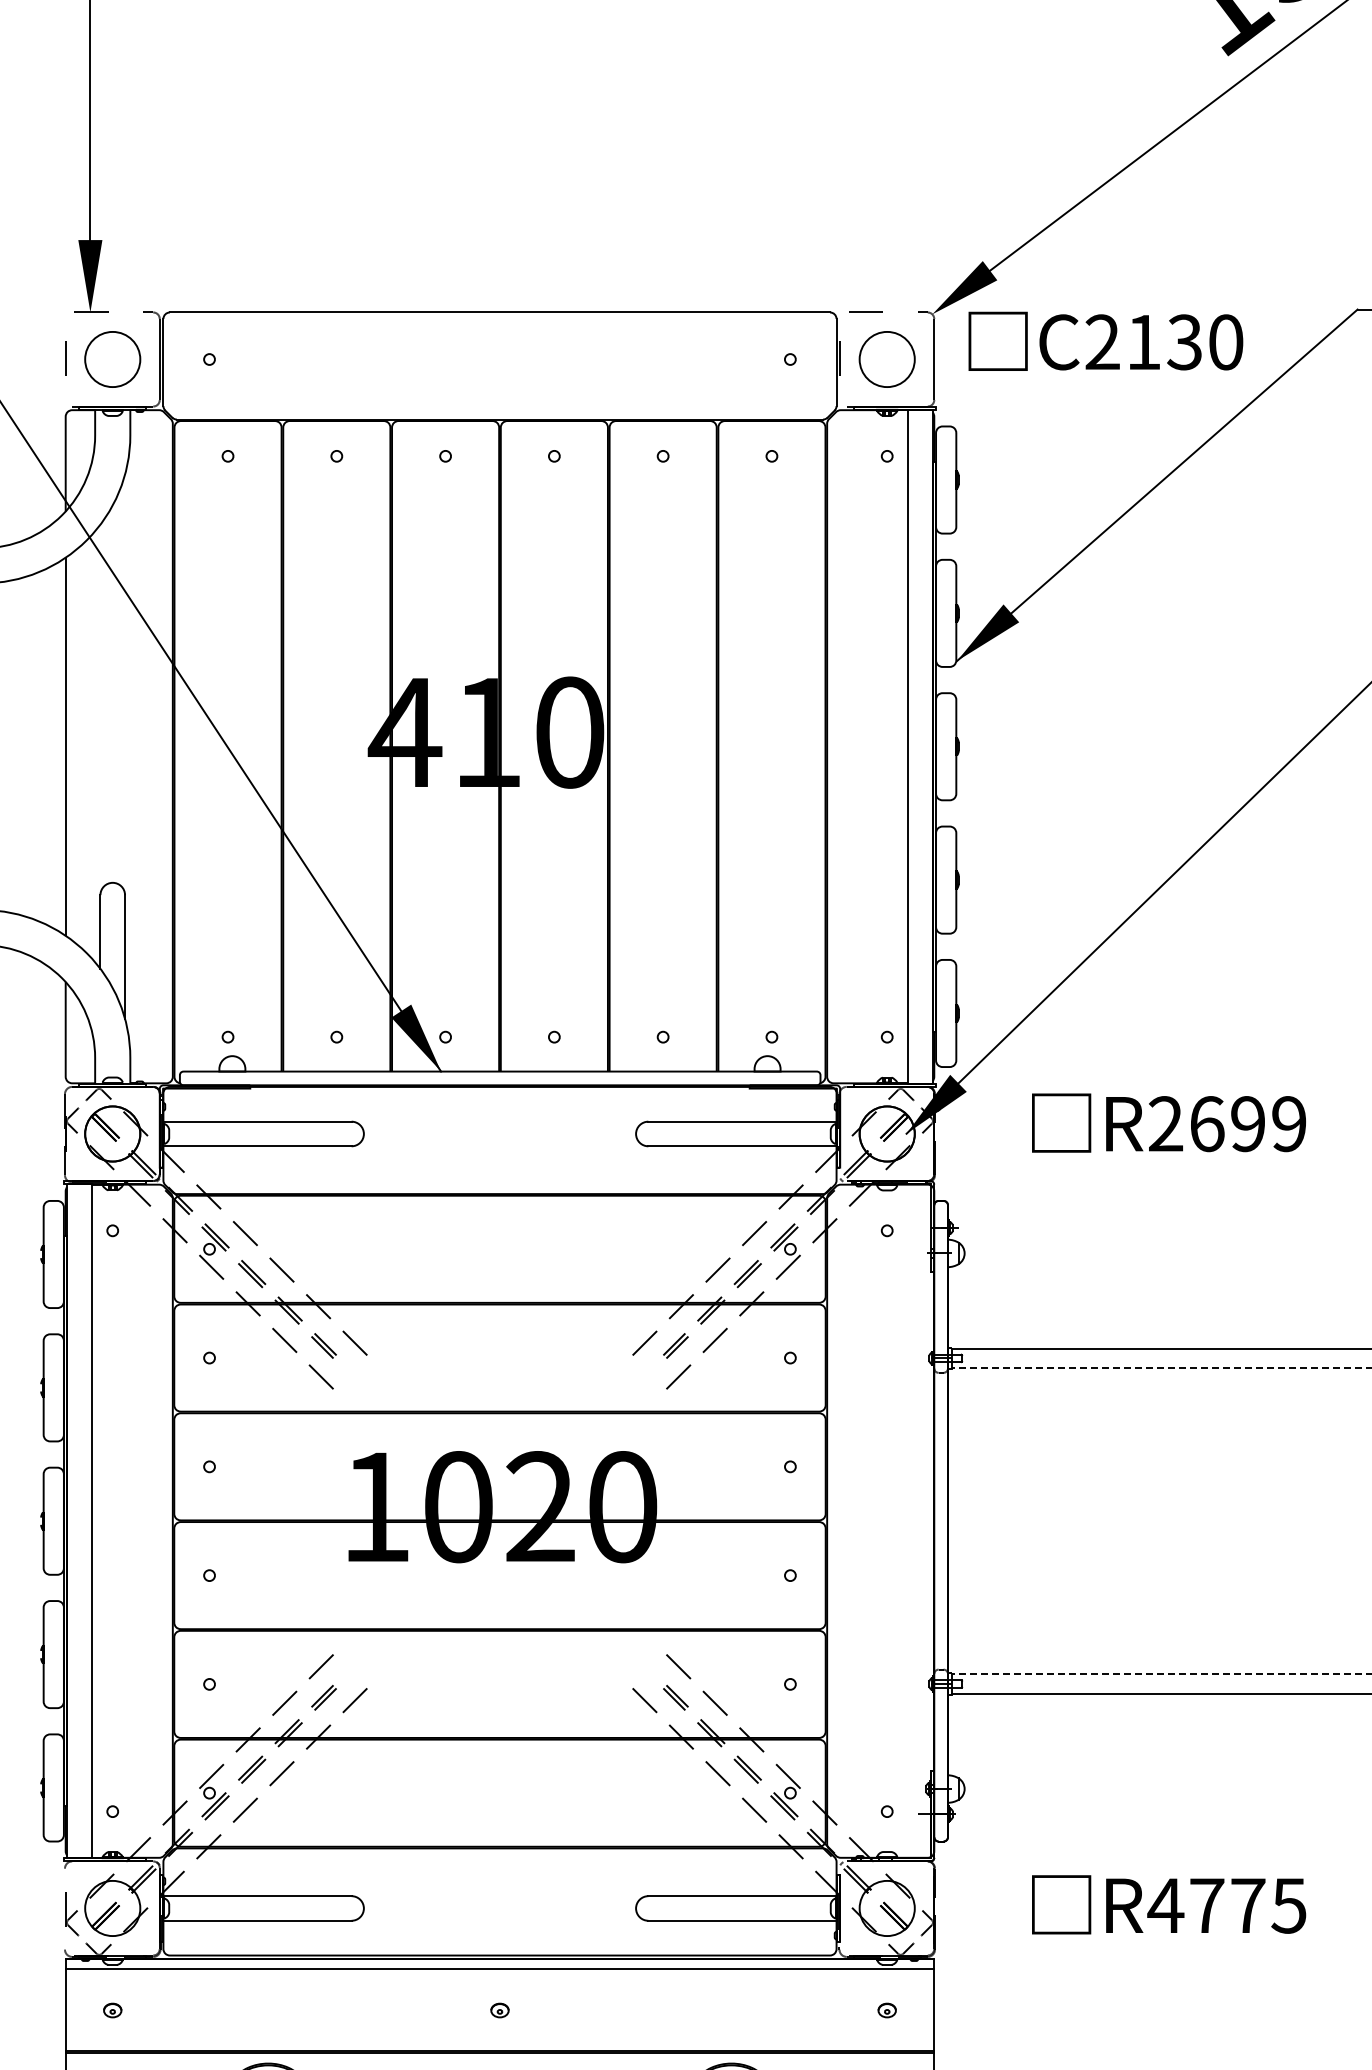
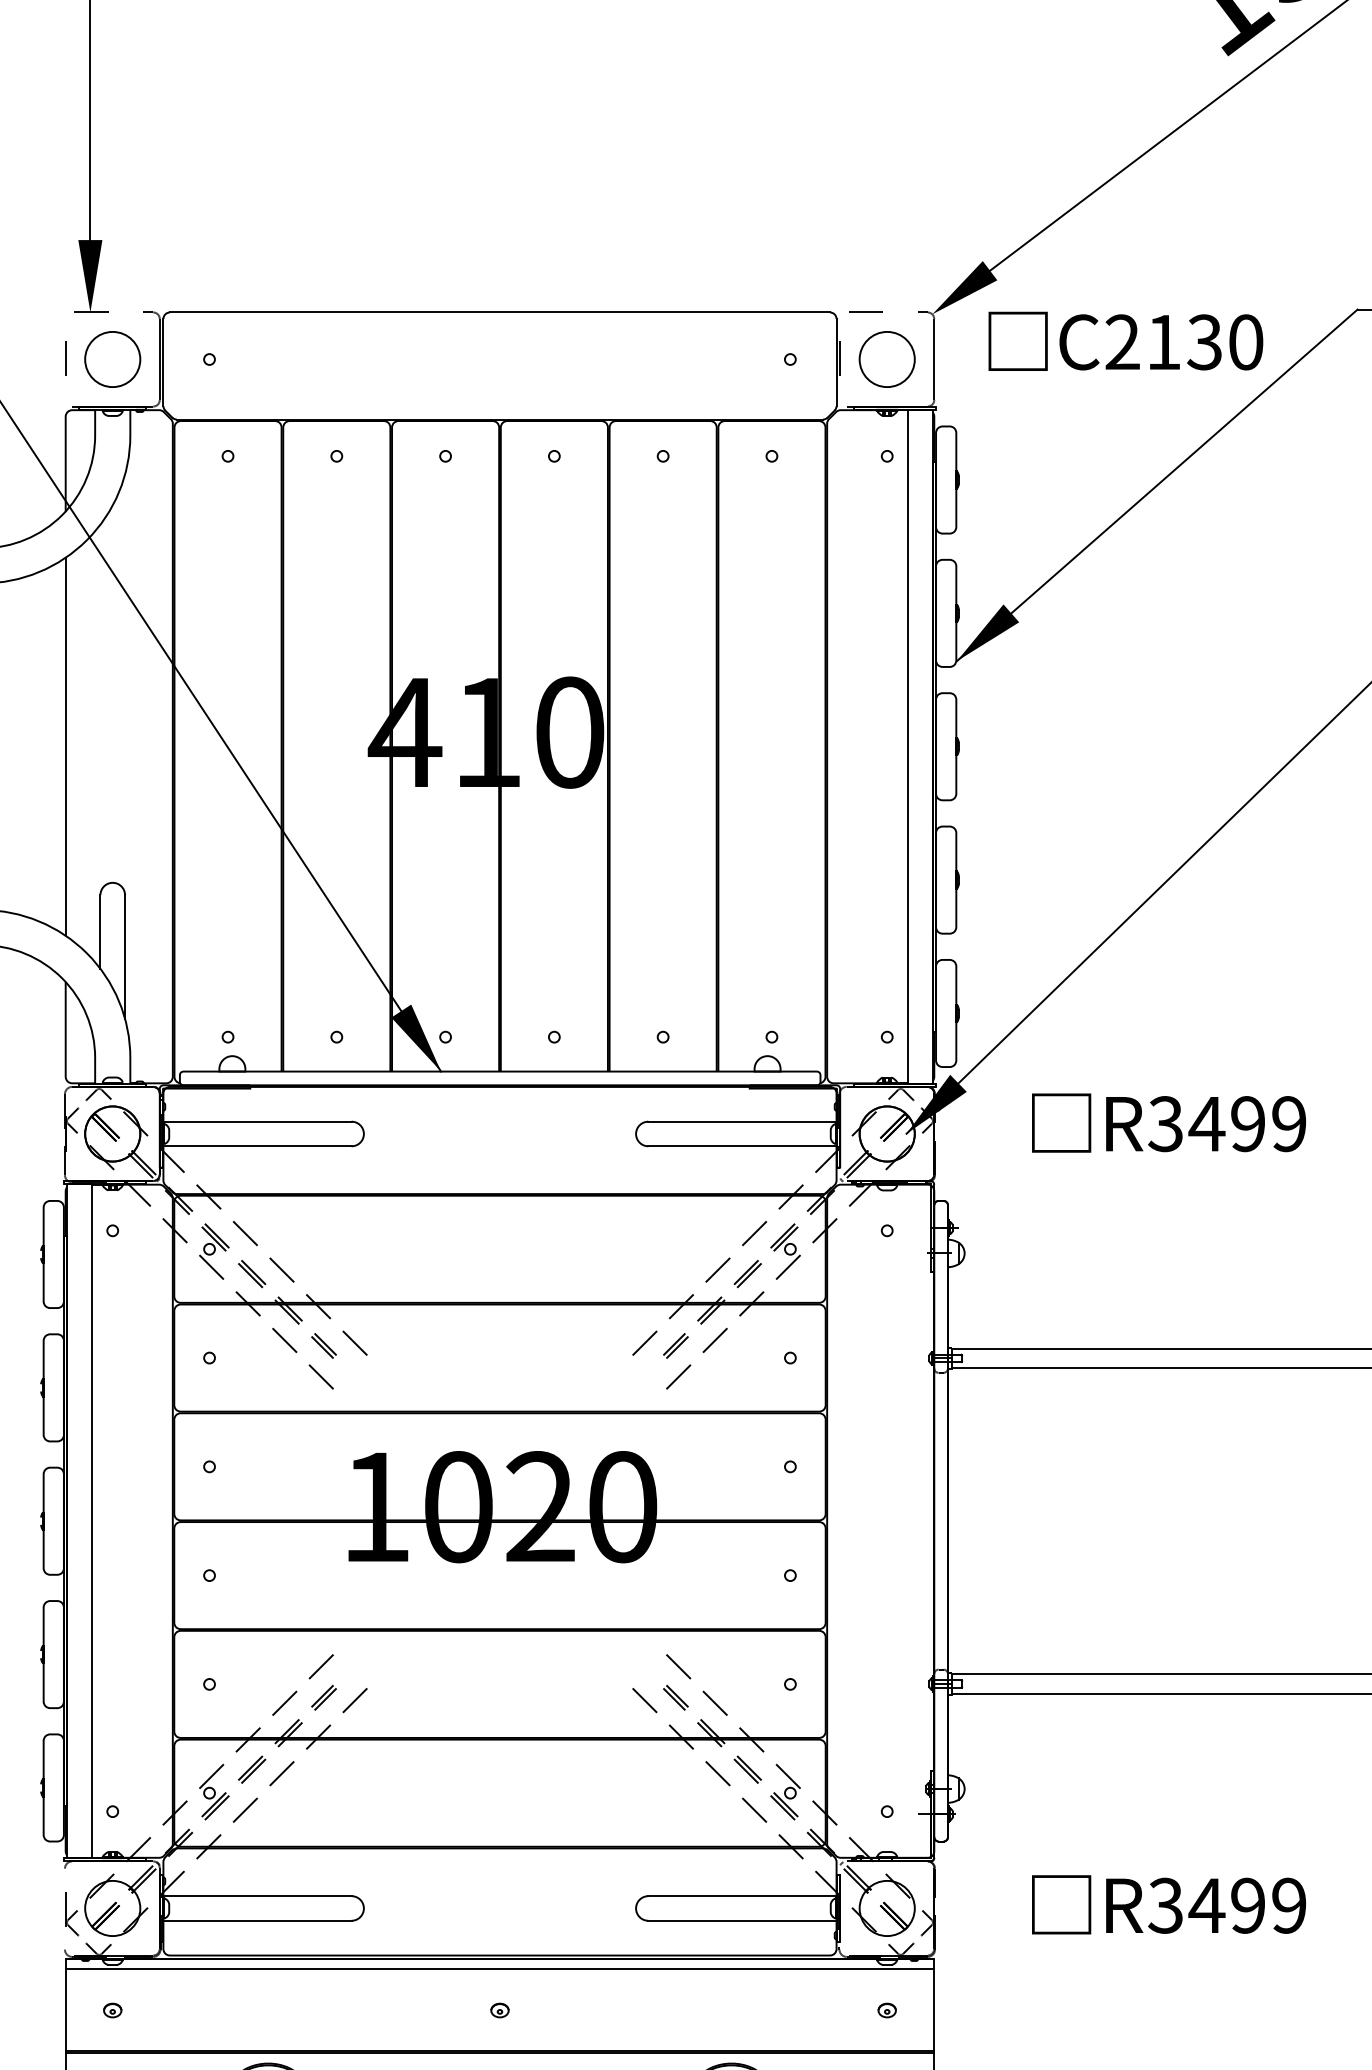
text position: (1105, 340) -> (1125, 340) (1125, 340)
text: R2699 -> R3499 (1186, 1124)
line: dashed -> solid (1161, 1368)
line: dashed -> solid (1161, 1674)
text: R4775 -> R3499 (1226, 1905)
